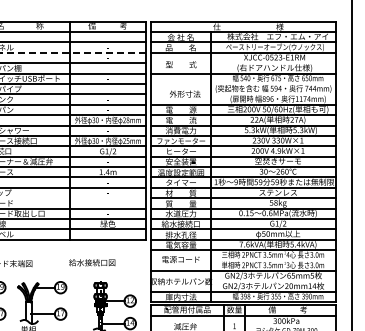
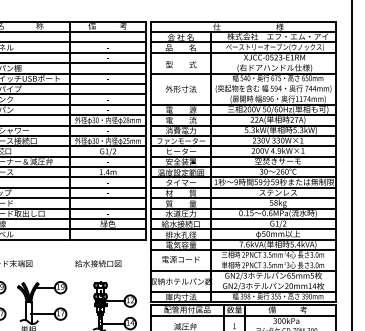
line: dashed -> solid (73, 52)
text position: (185, 93) -> (181, 88) (181, 88)
line: none -> present (74, 198)
text position: (92, 262) -> (98, 263) (98, 263)
